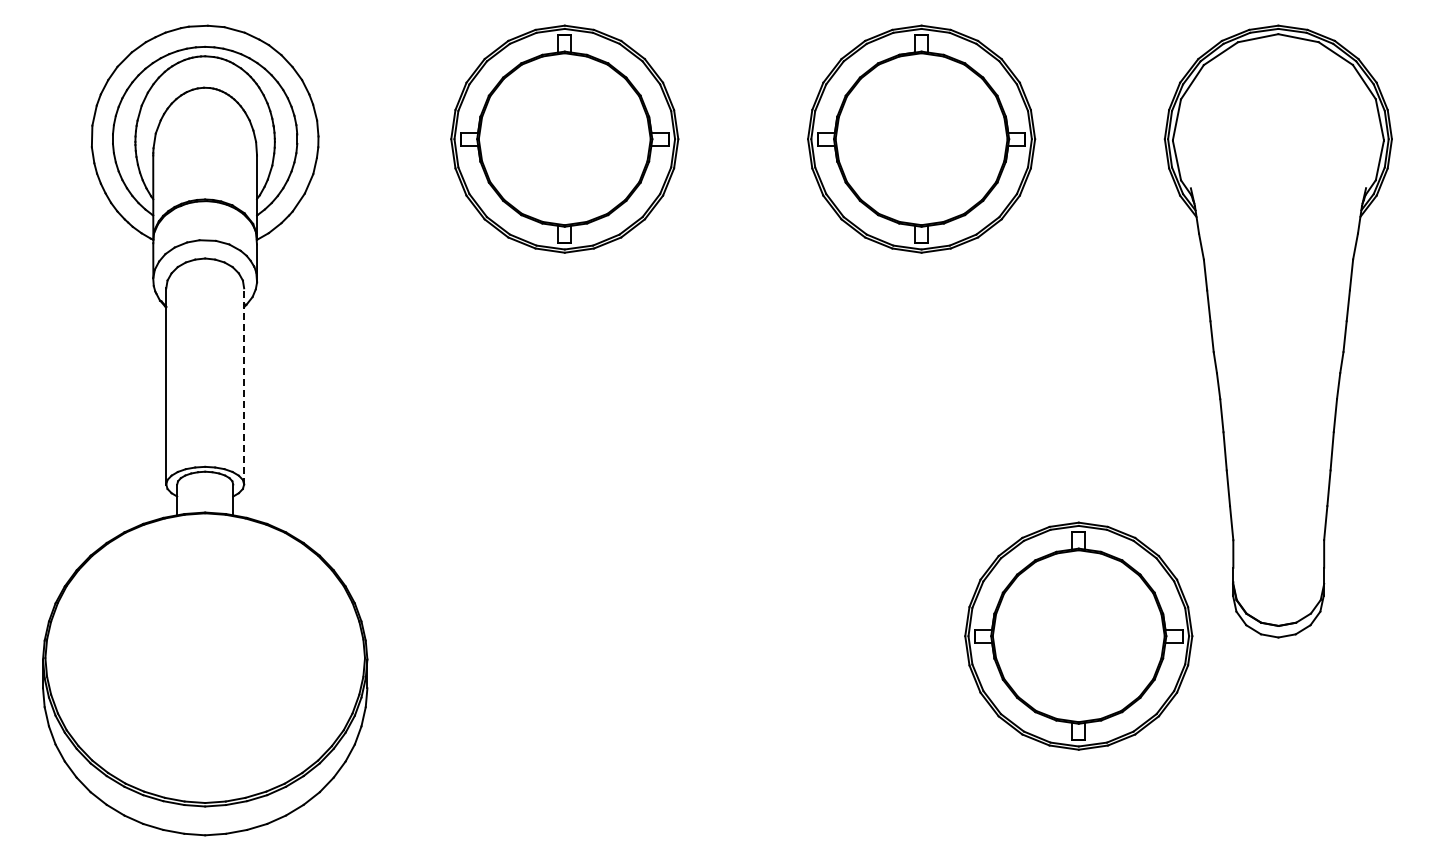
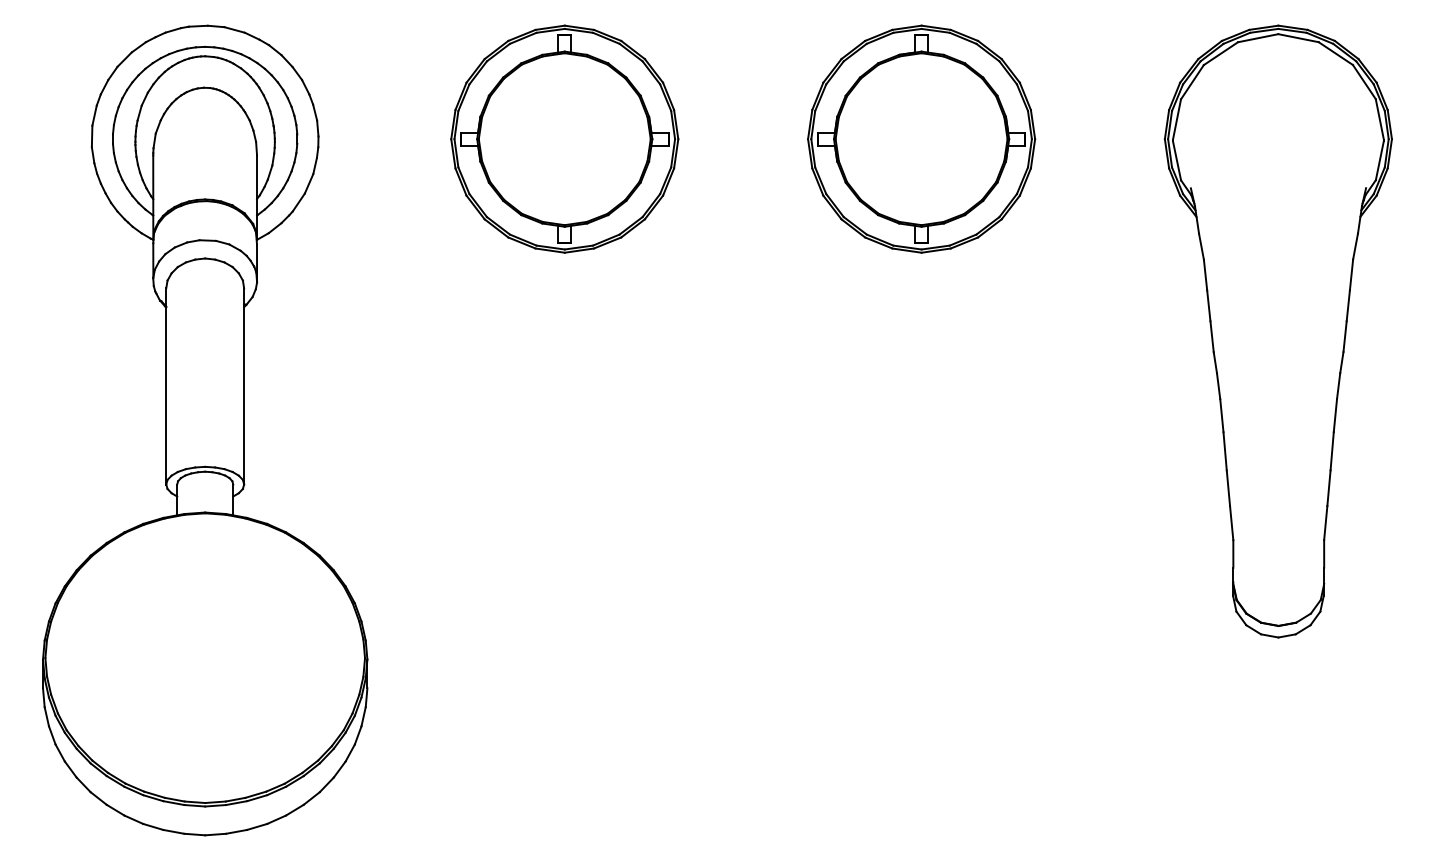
line: dashed -> solid (244, 385)
part: present -> none (1078, 635)
